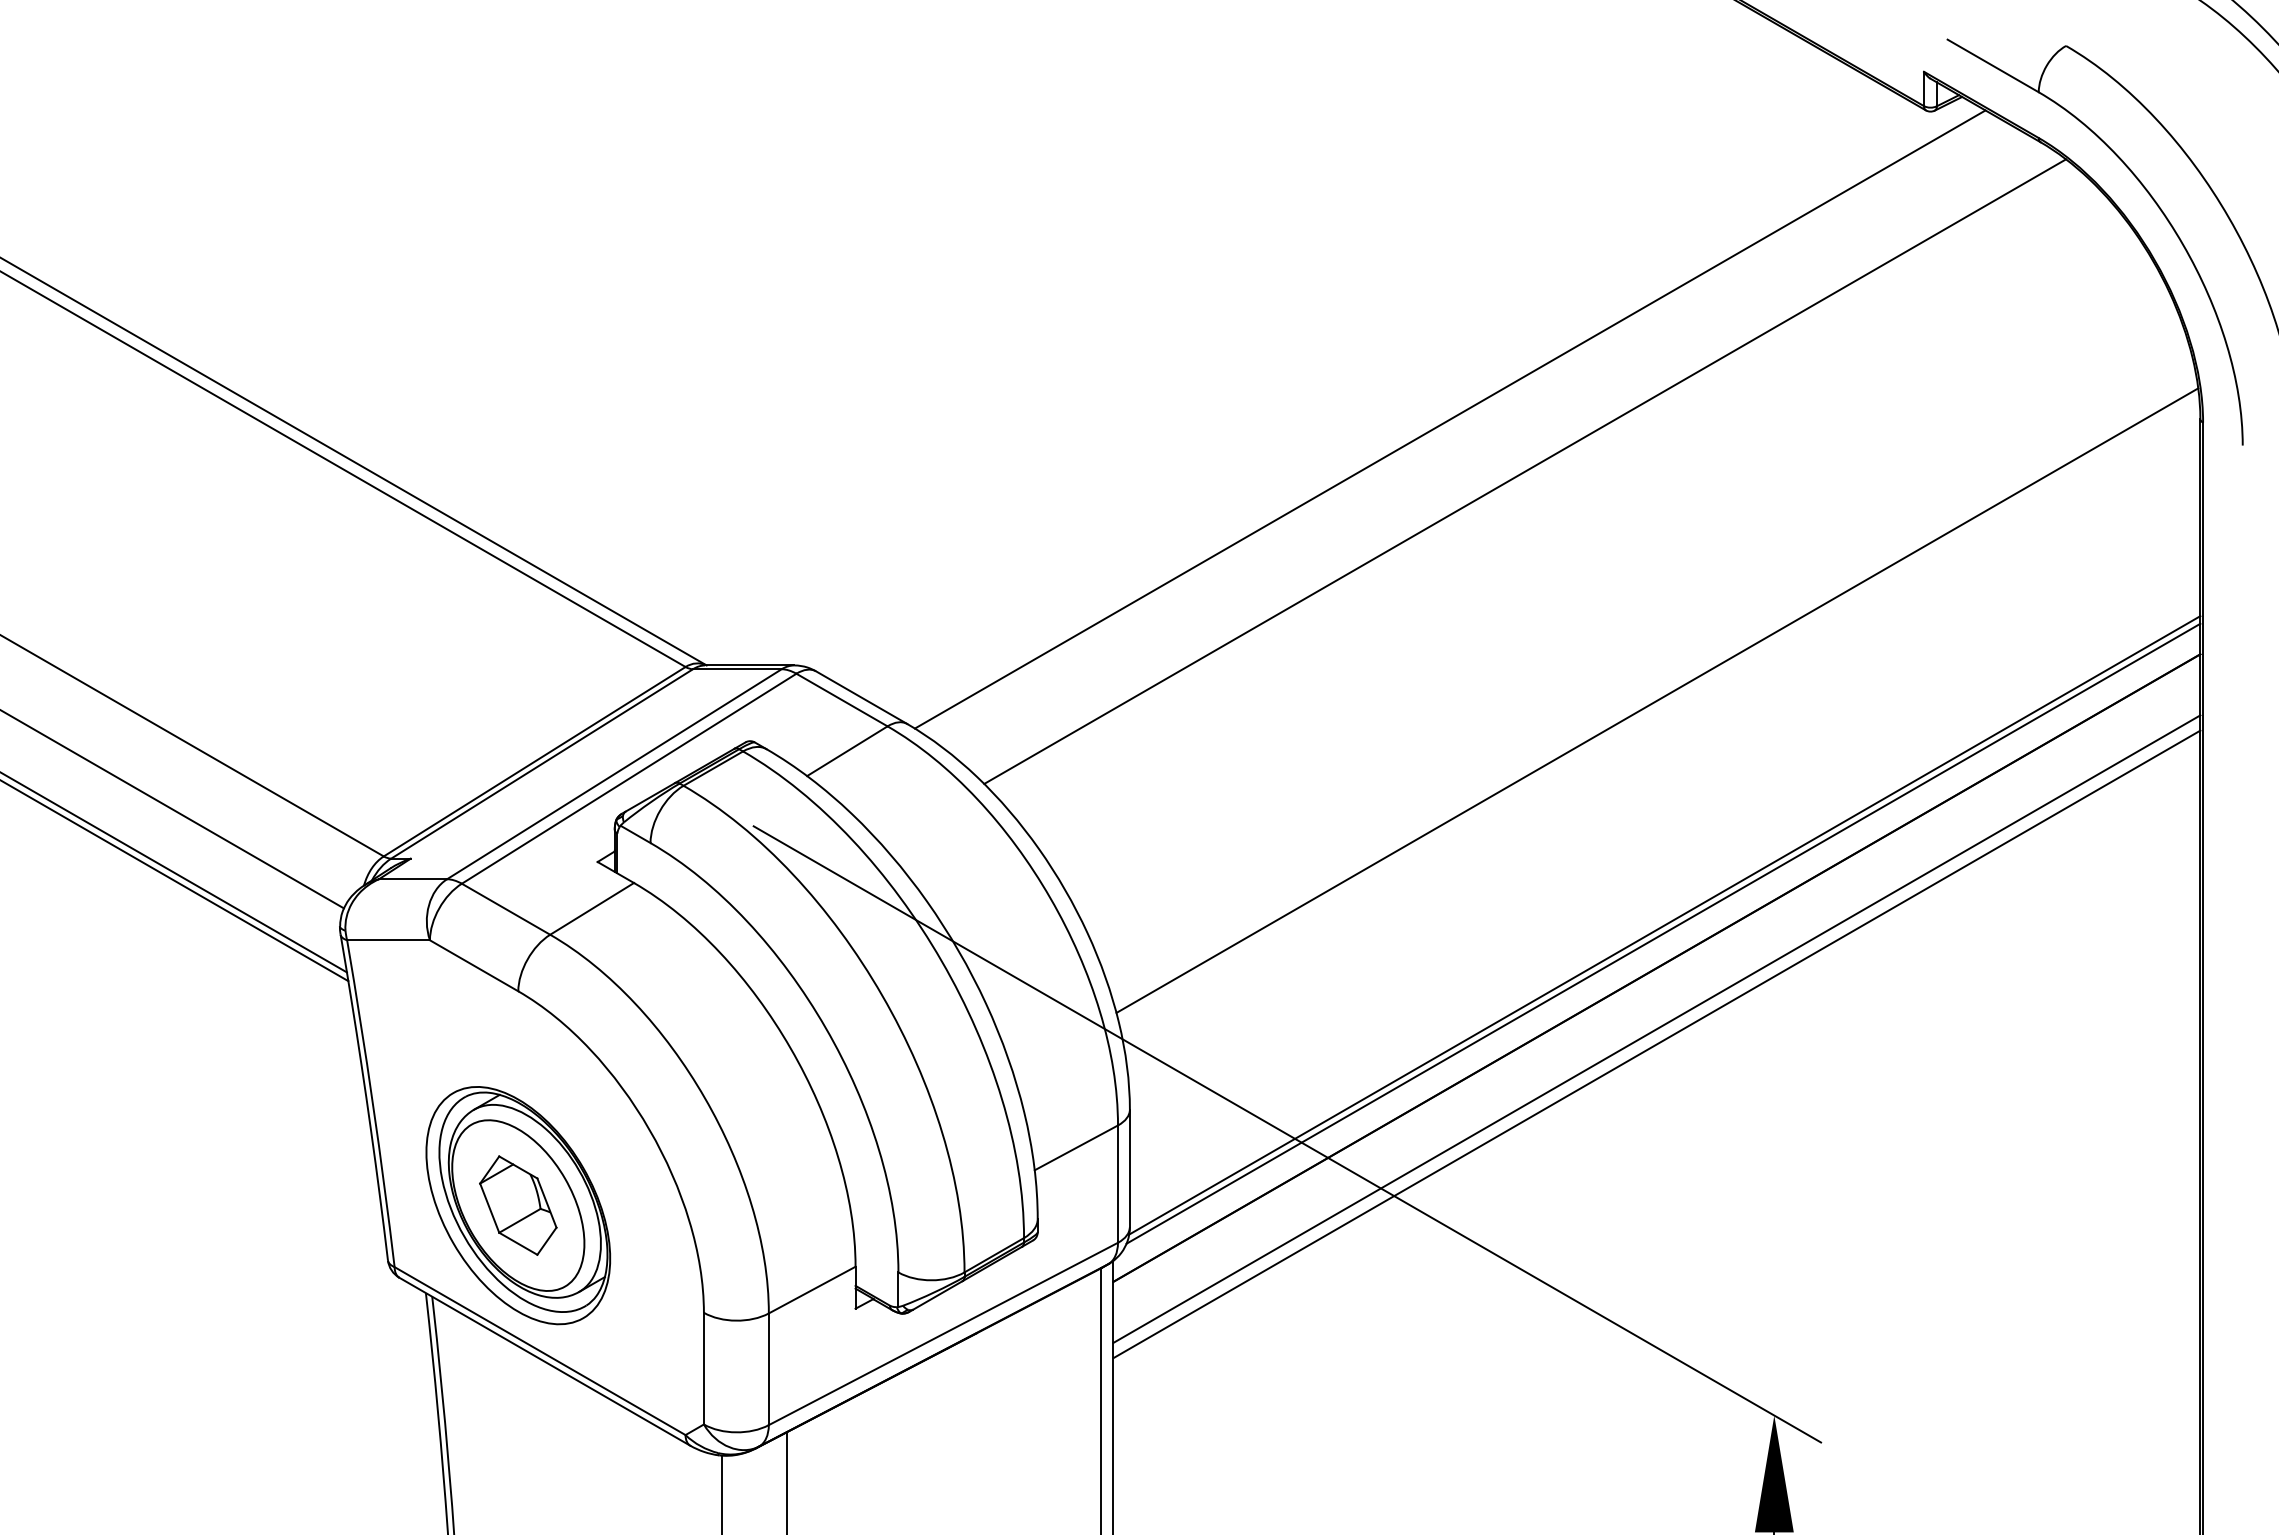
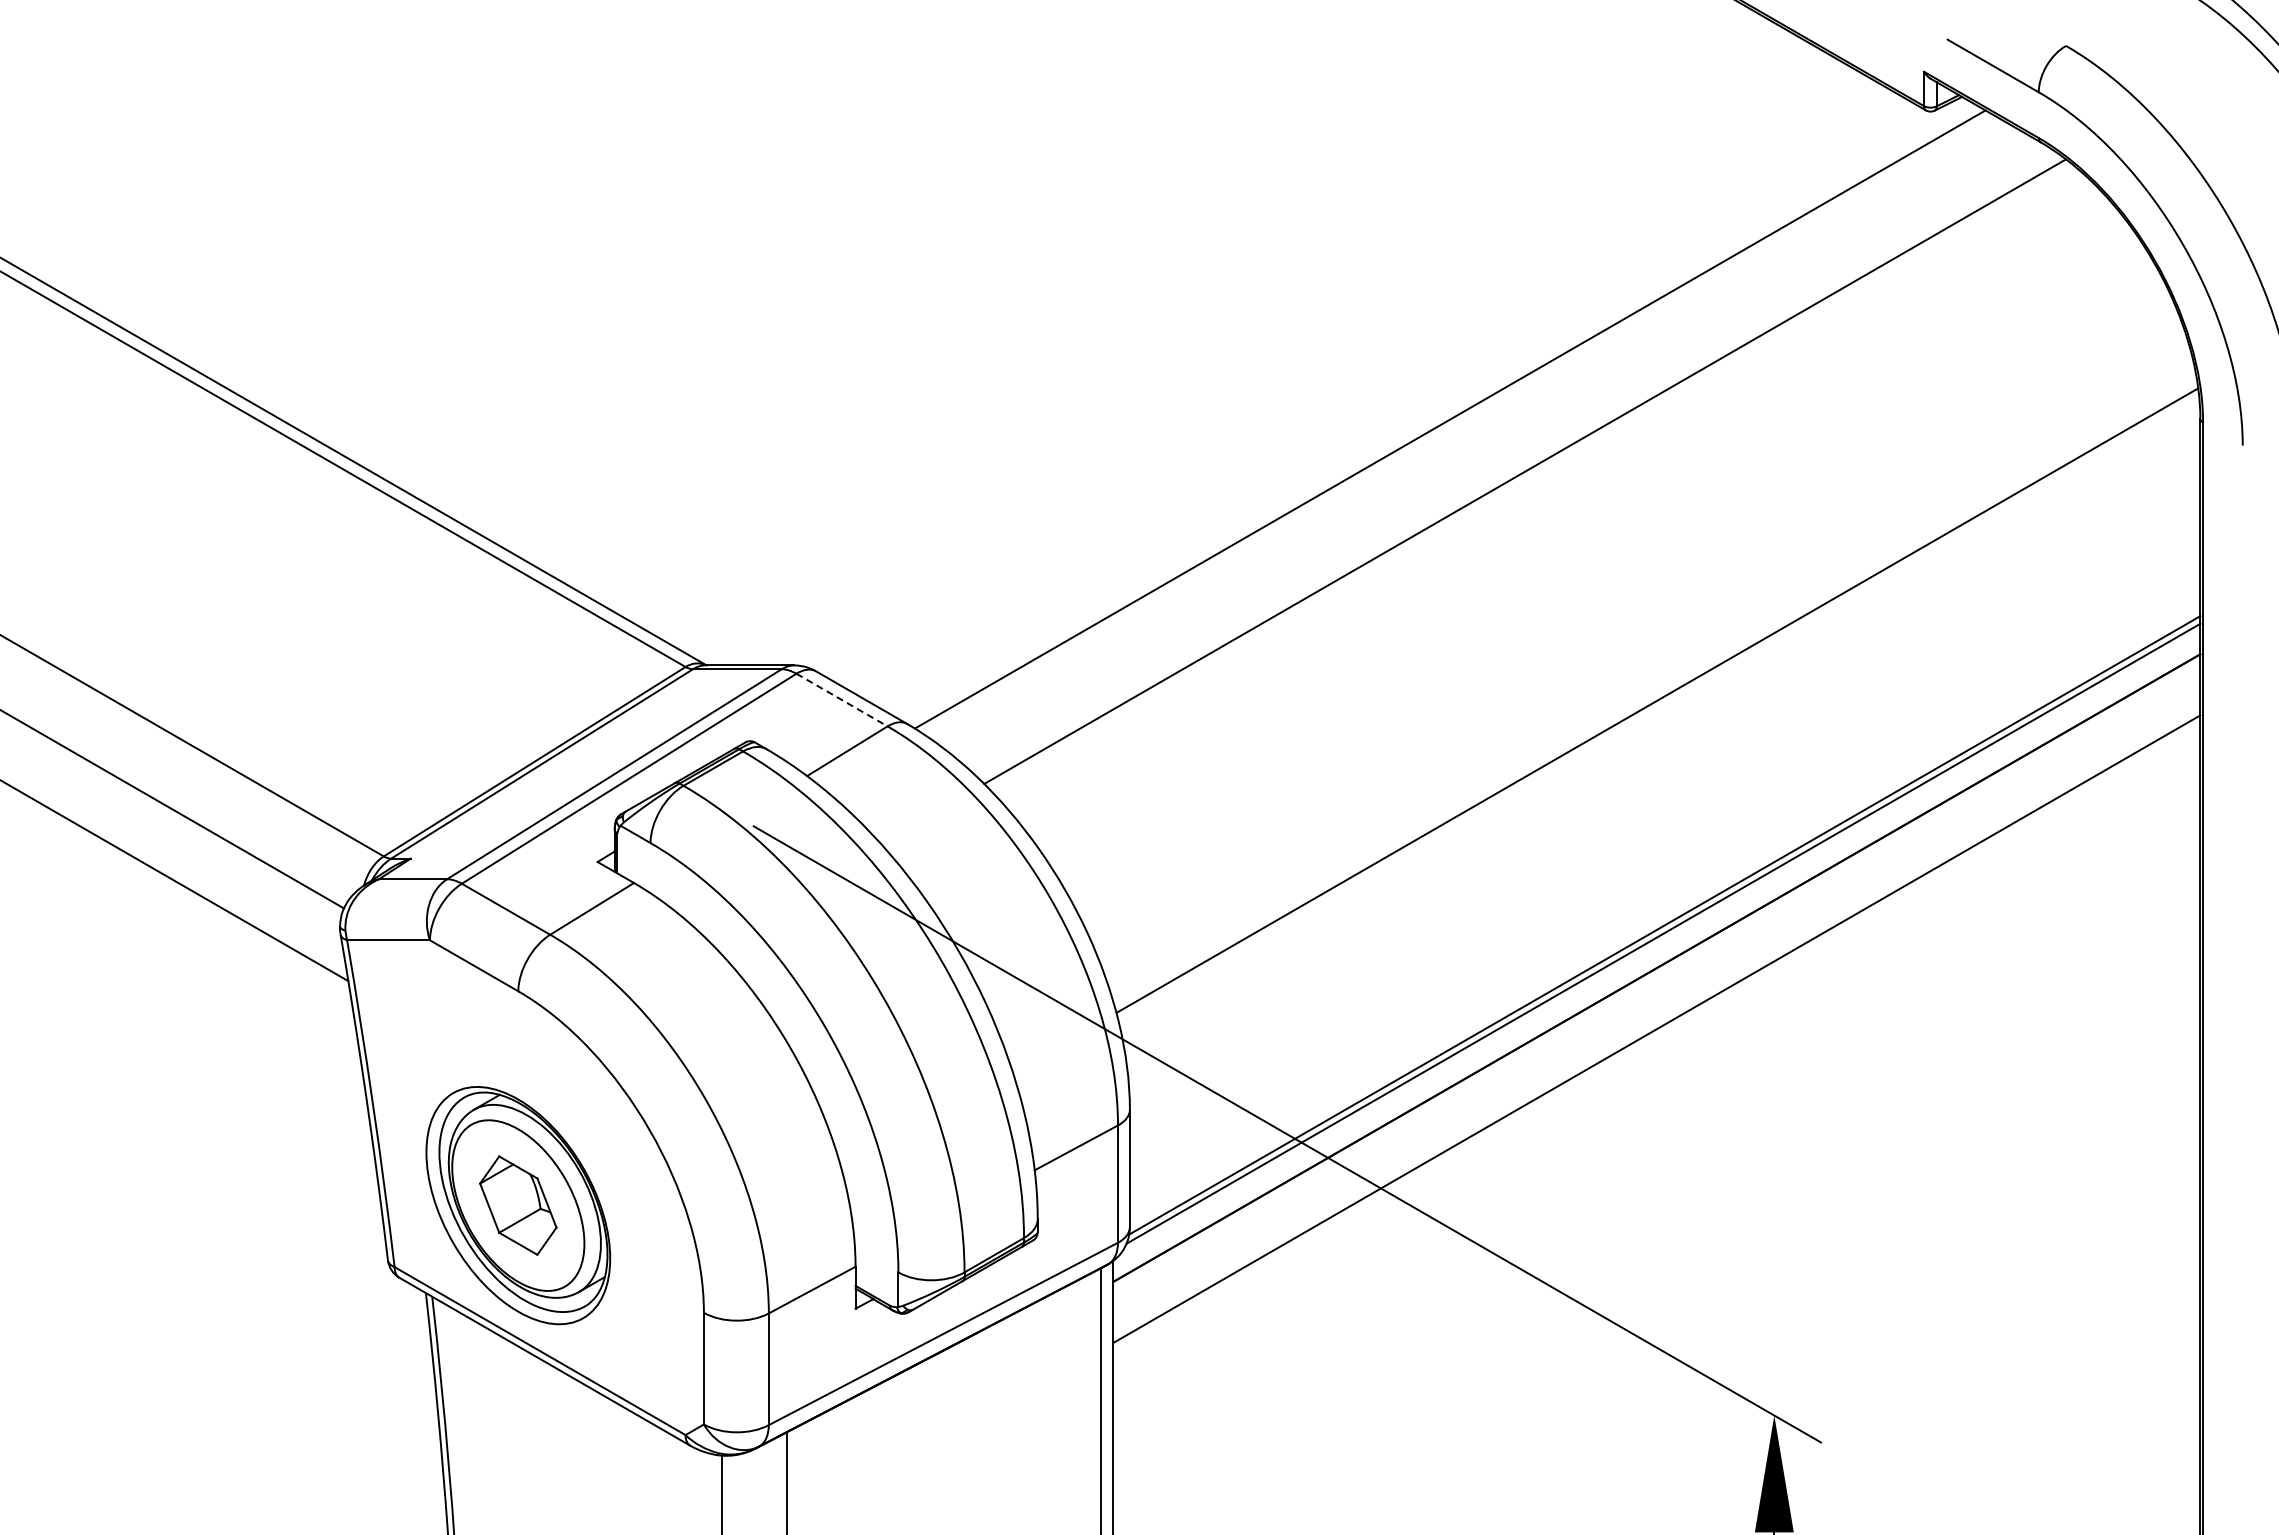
line: solid -> dashed (842, 700)
line: present -> none (174, 872)
line: present -> none (1656, 1044)
